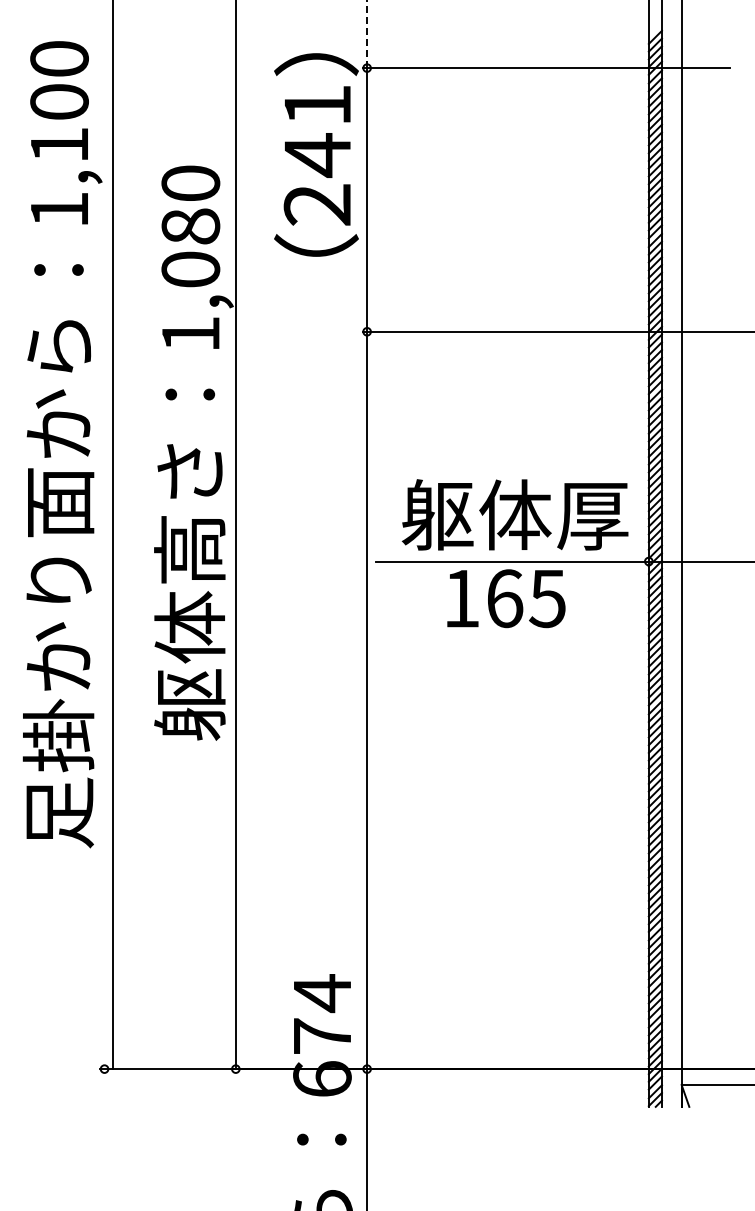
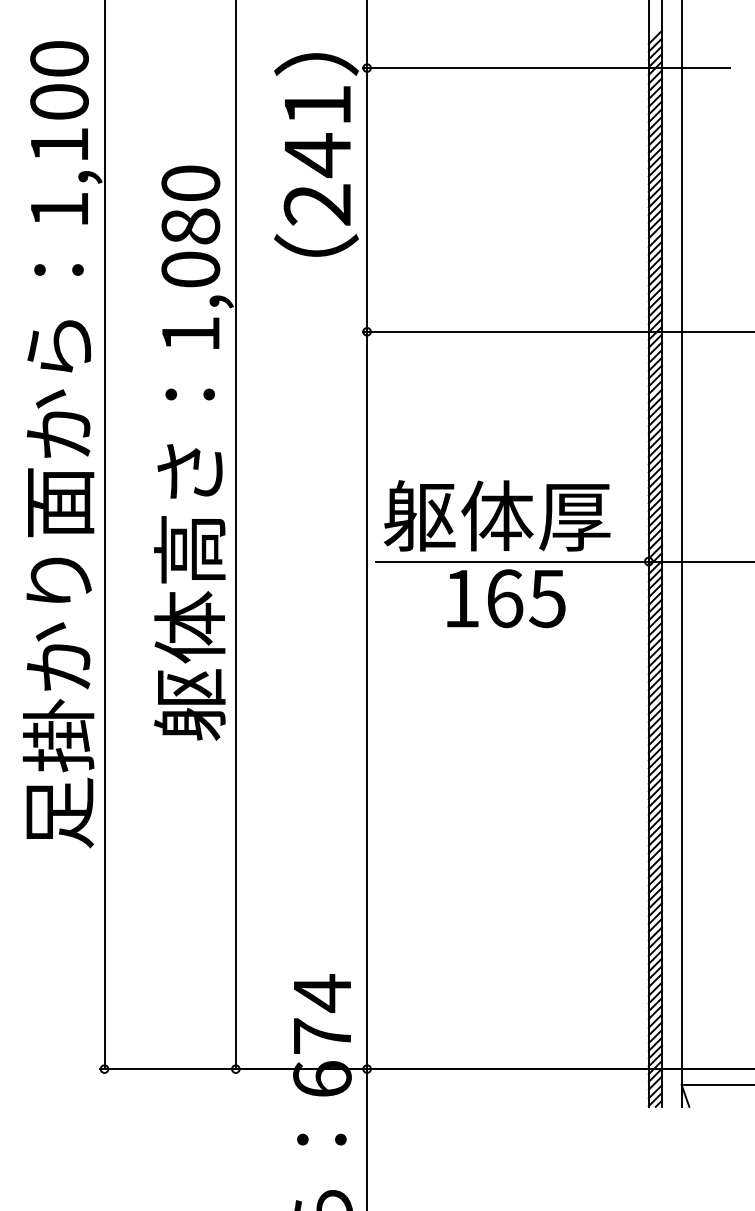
line: dashed -> solid (367, 34)
text position: (514, 514) -> (496, 515) (496, 515)
line position: (112, 535) -> (104, 535) (104, 535)
